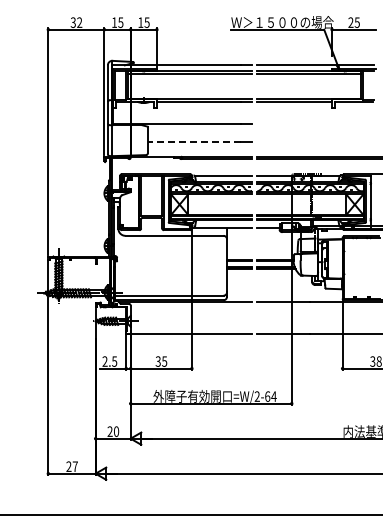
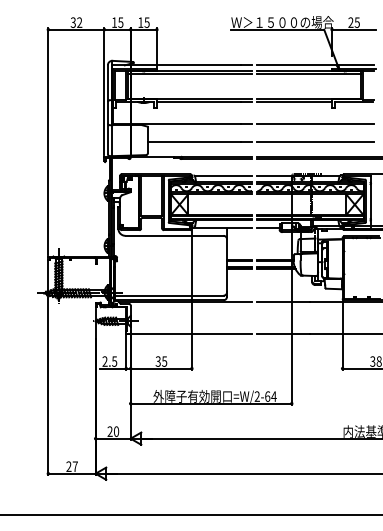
line: none -> present (315, 124)
line: dashed -> solid (194, 141)
line: none -> present (315, 141)
